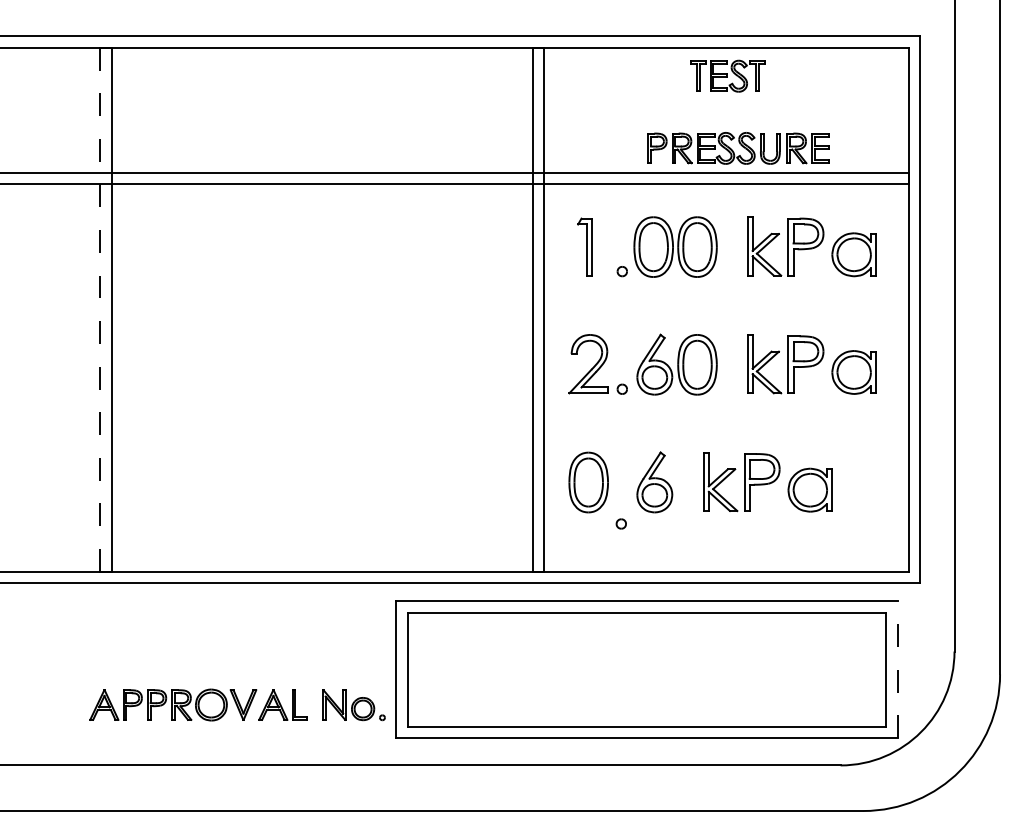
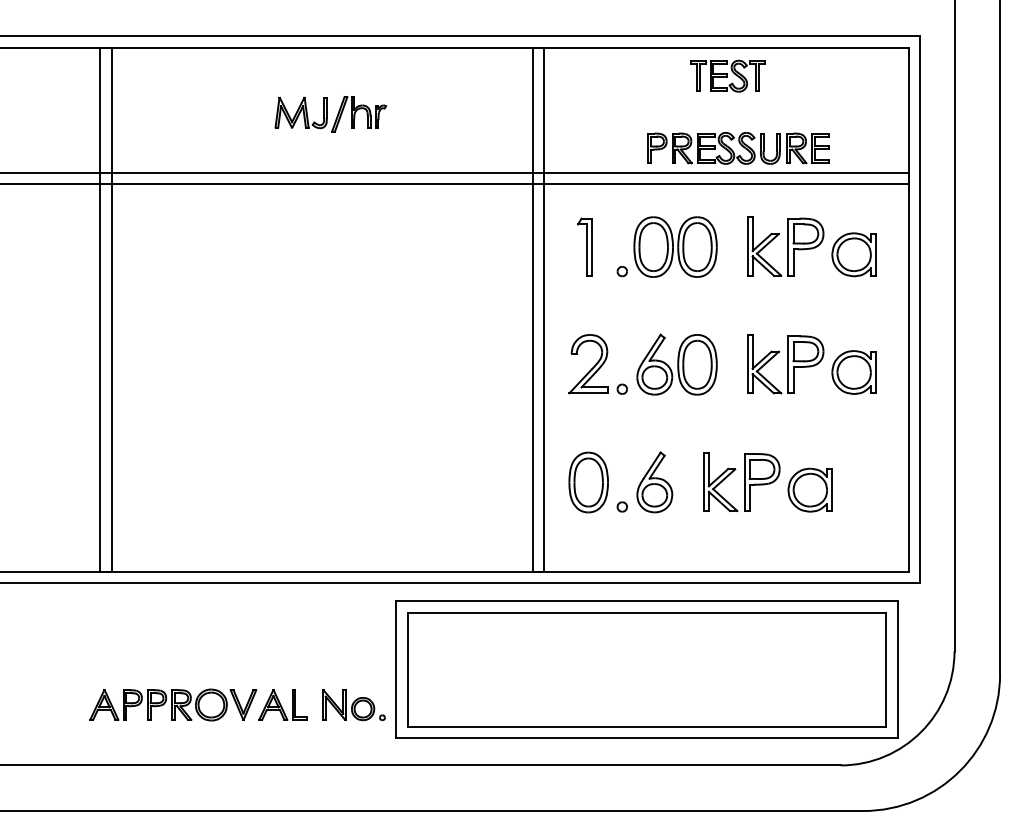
part: none -> present (330, 114)
line: dashed -> solid (100, 310)
part position: (620, 523) -> (621, 506) (621, 506)
line: dashed -> solid (897, 669)
